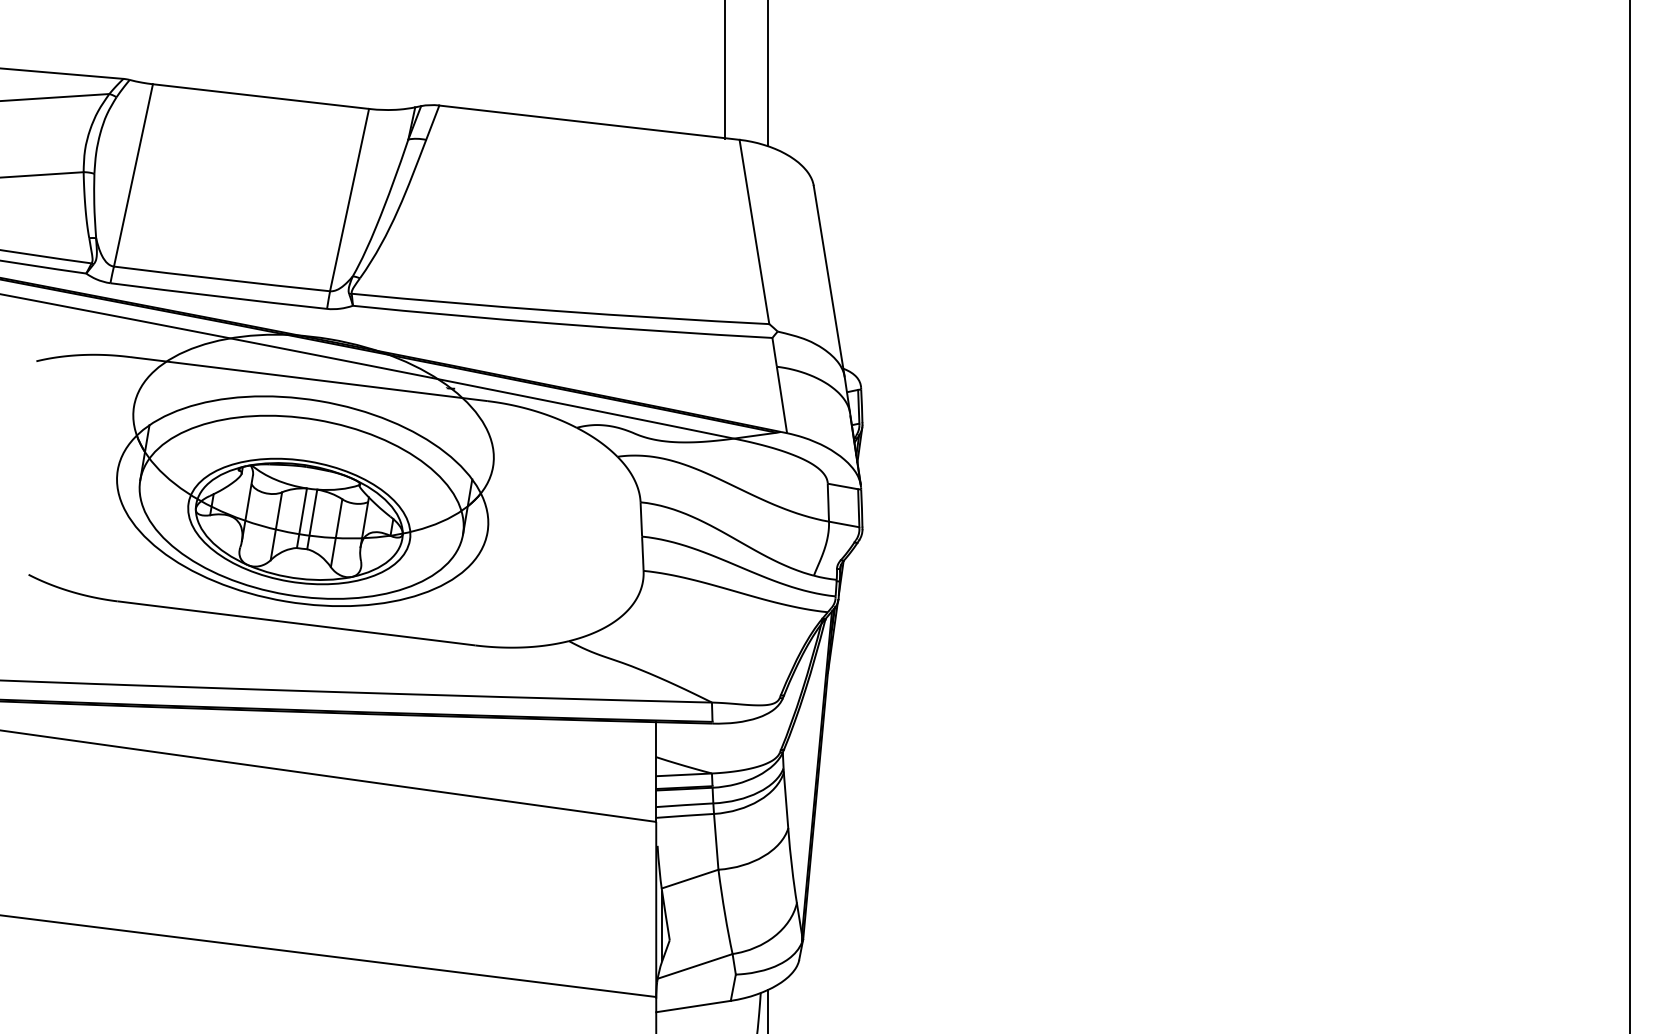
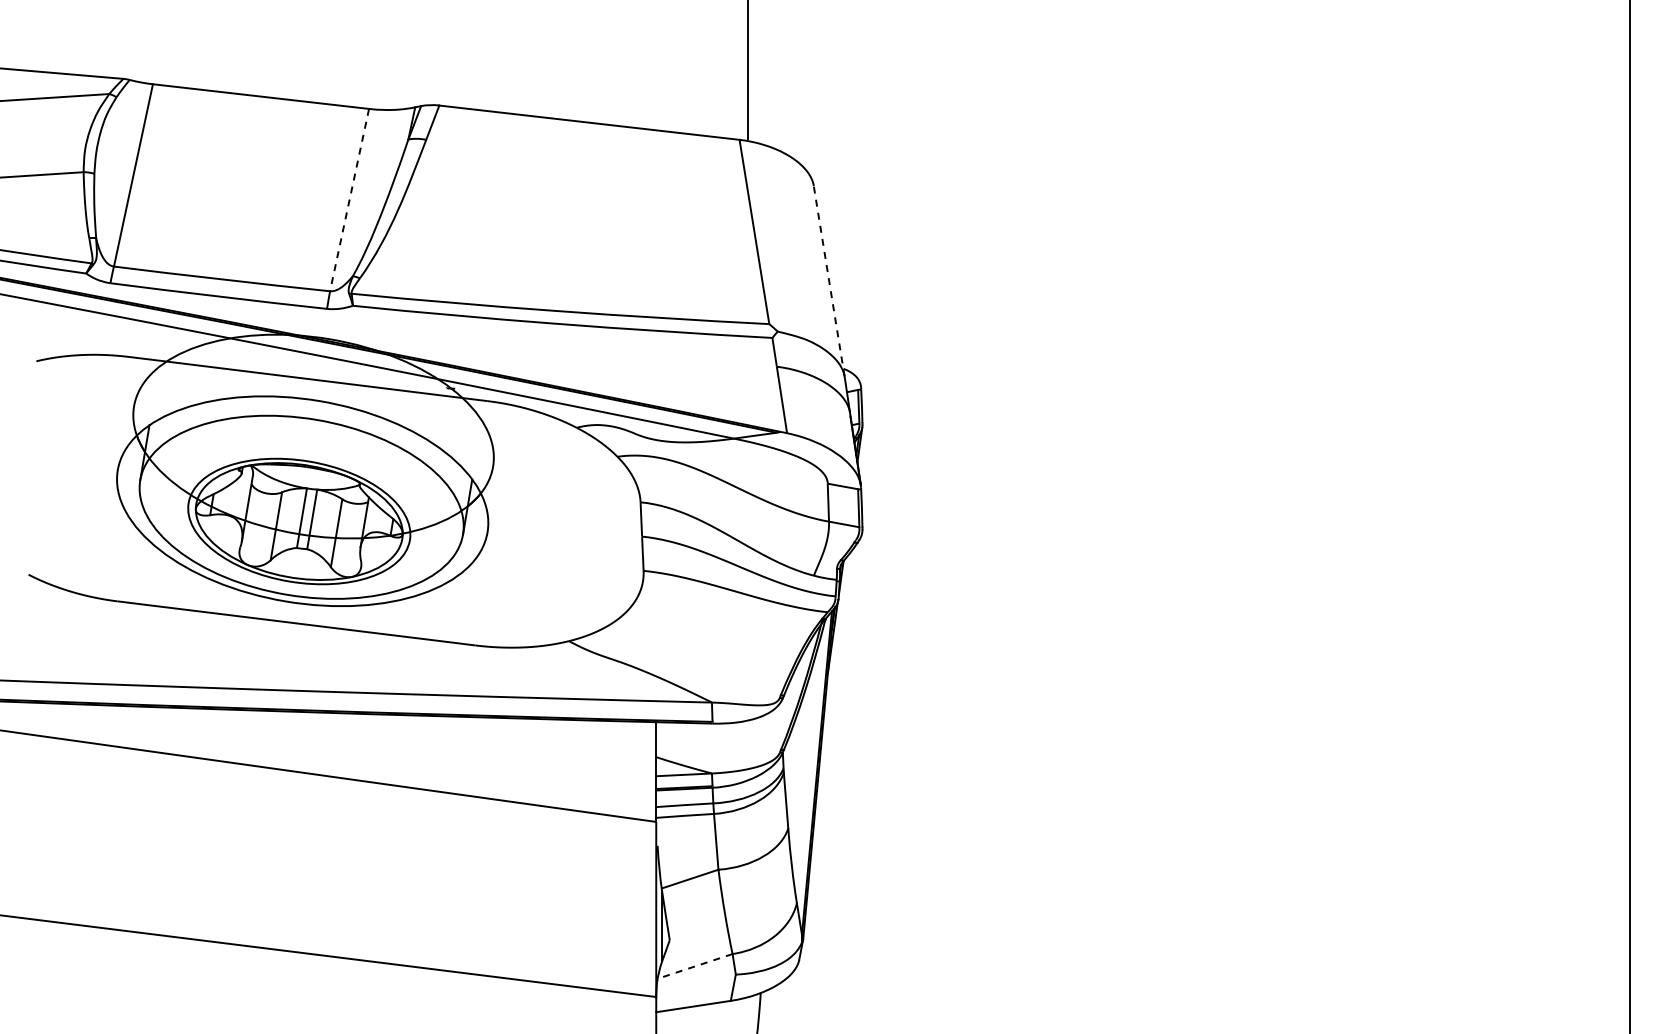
line position: (725, 70) -> (748, 70) (748, 70)
line: present -> none (767, 73)
line: solid -> dashed (349, 200)
line: solid -> dashed (829, 281)
line: solid -> dashed (694, 966)
line: present -> none (767, 1009)
